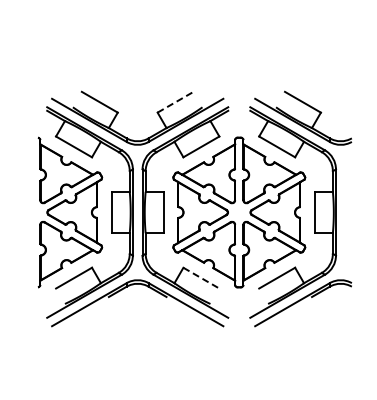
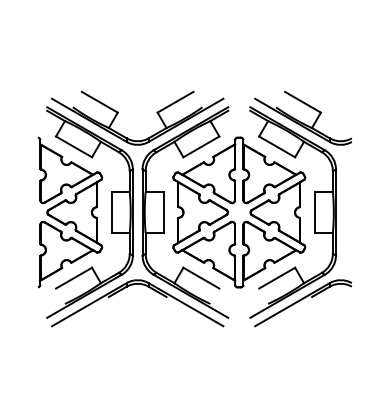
line: dashed -> solid (175, 102)
line: dashed -> solid (201, 278)
